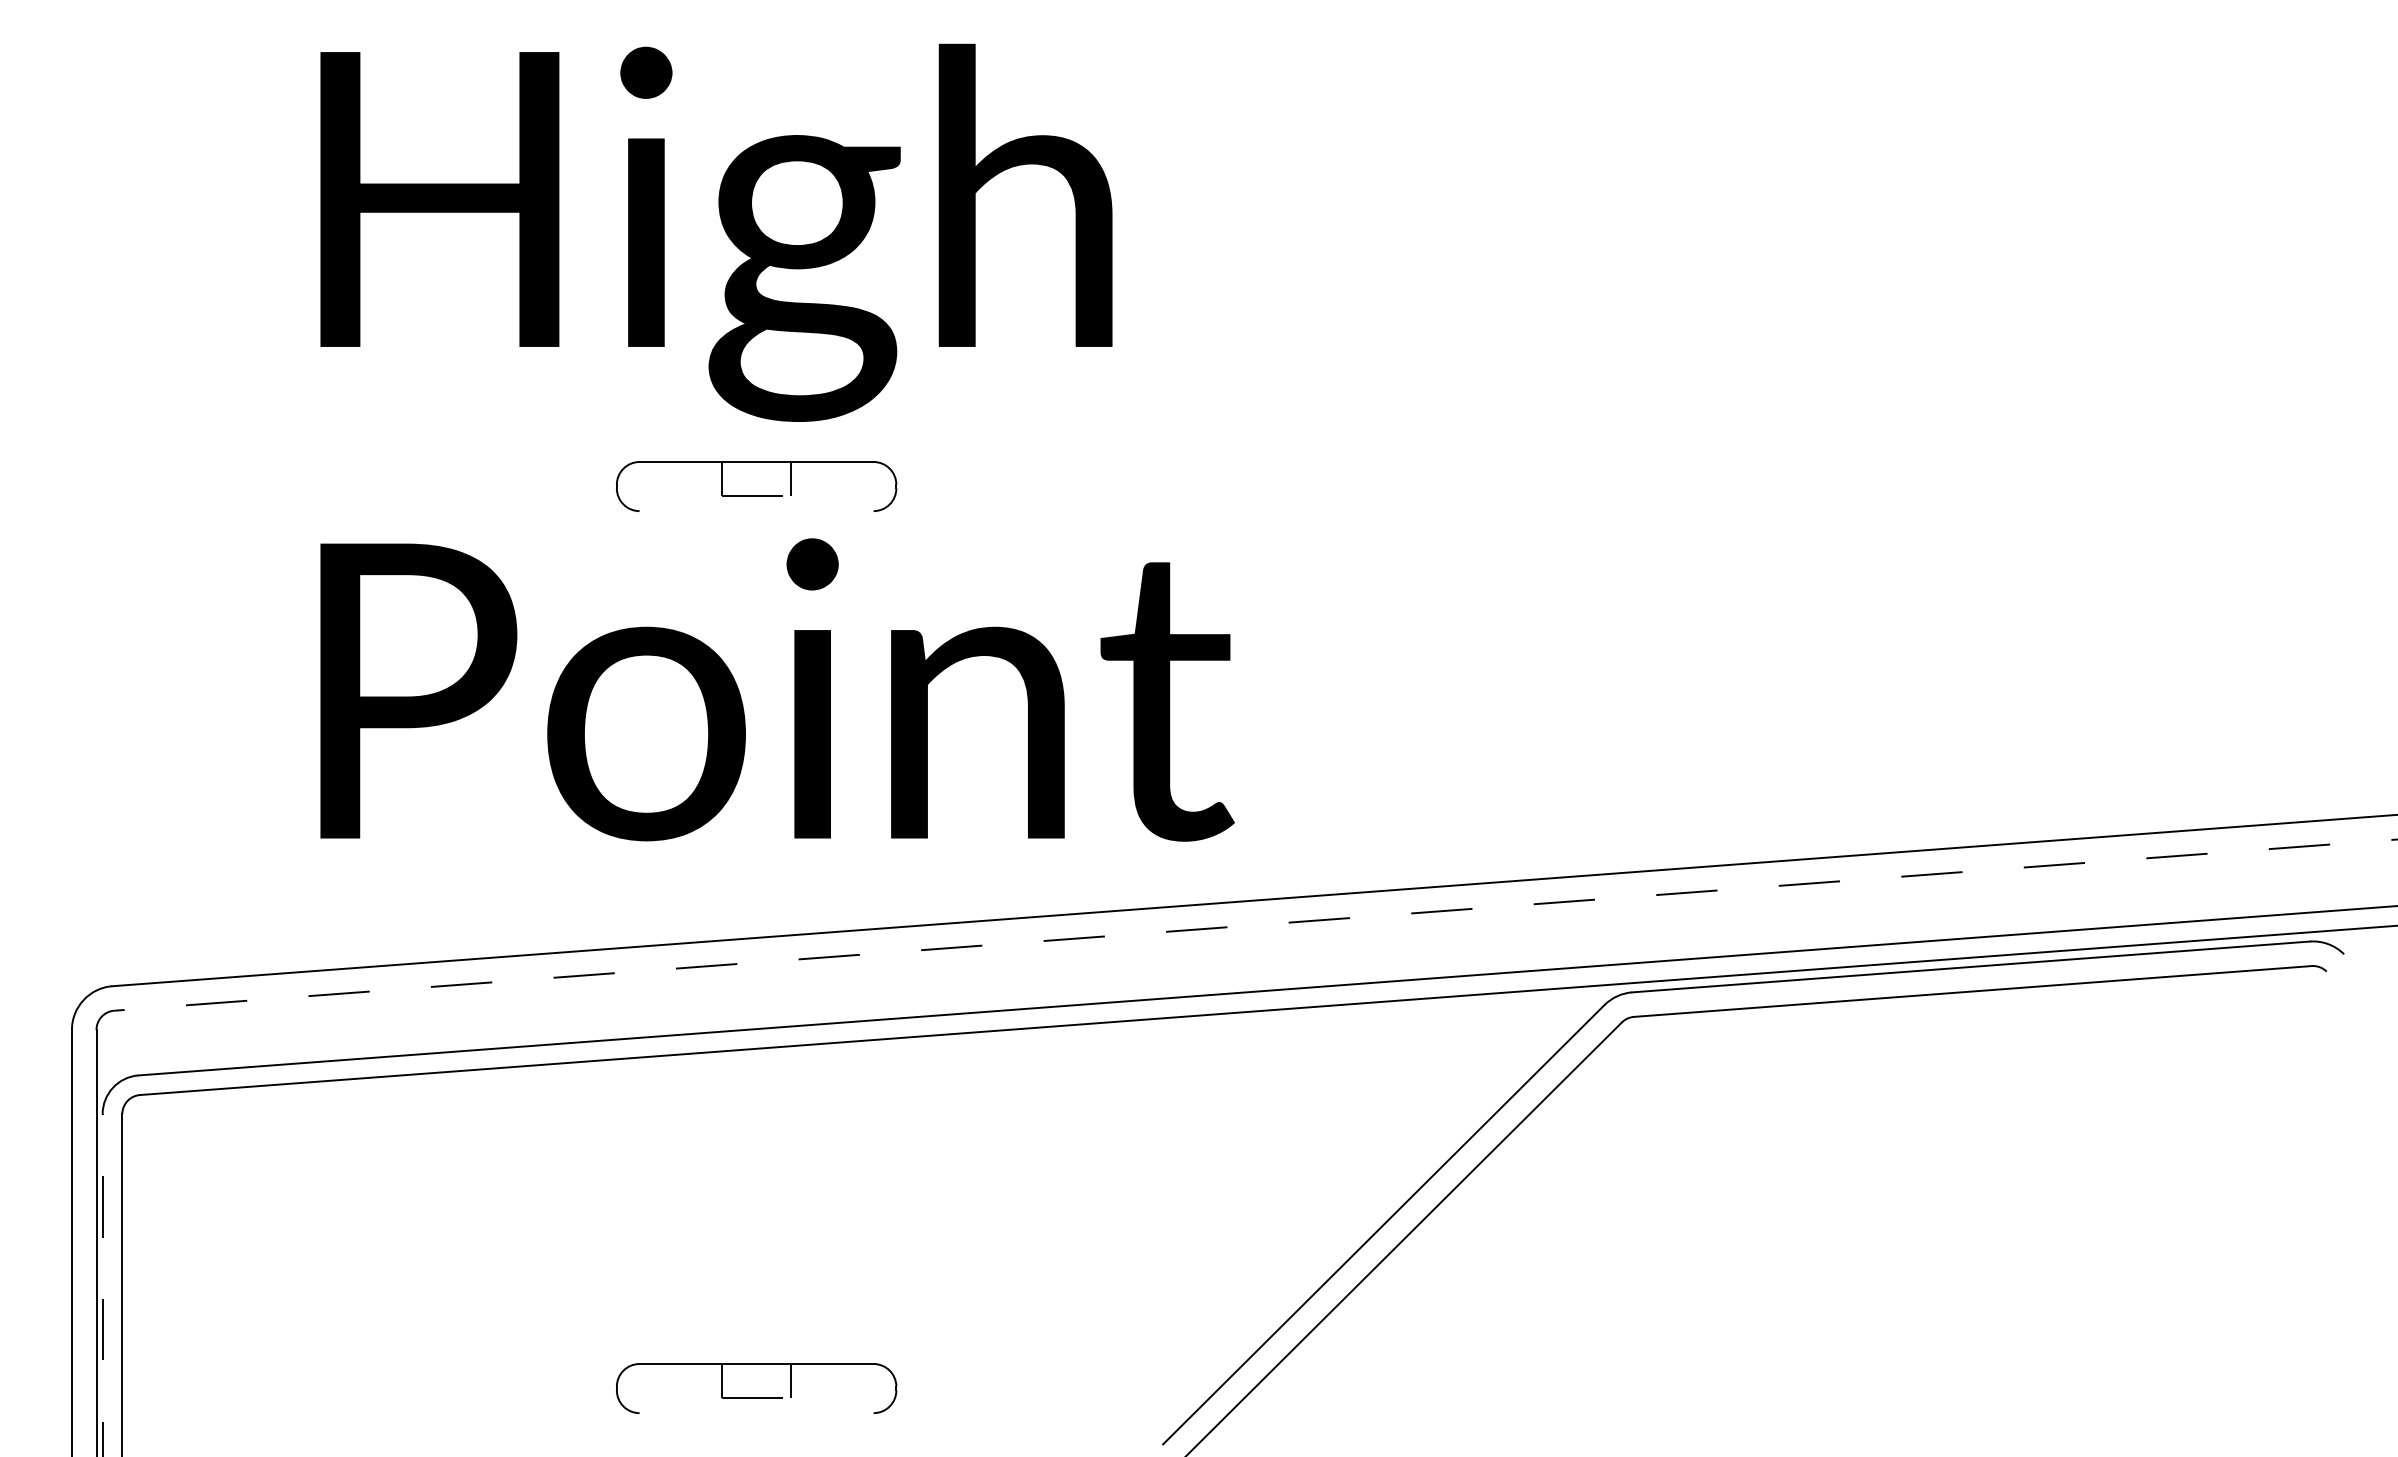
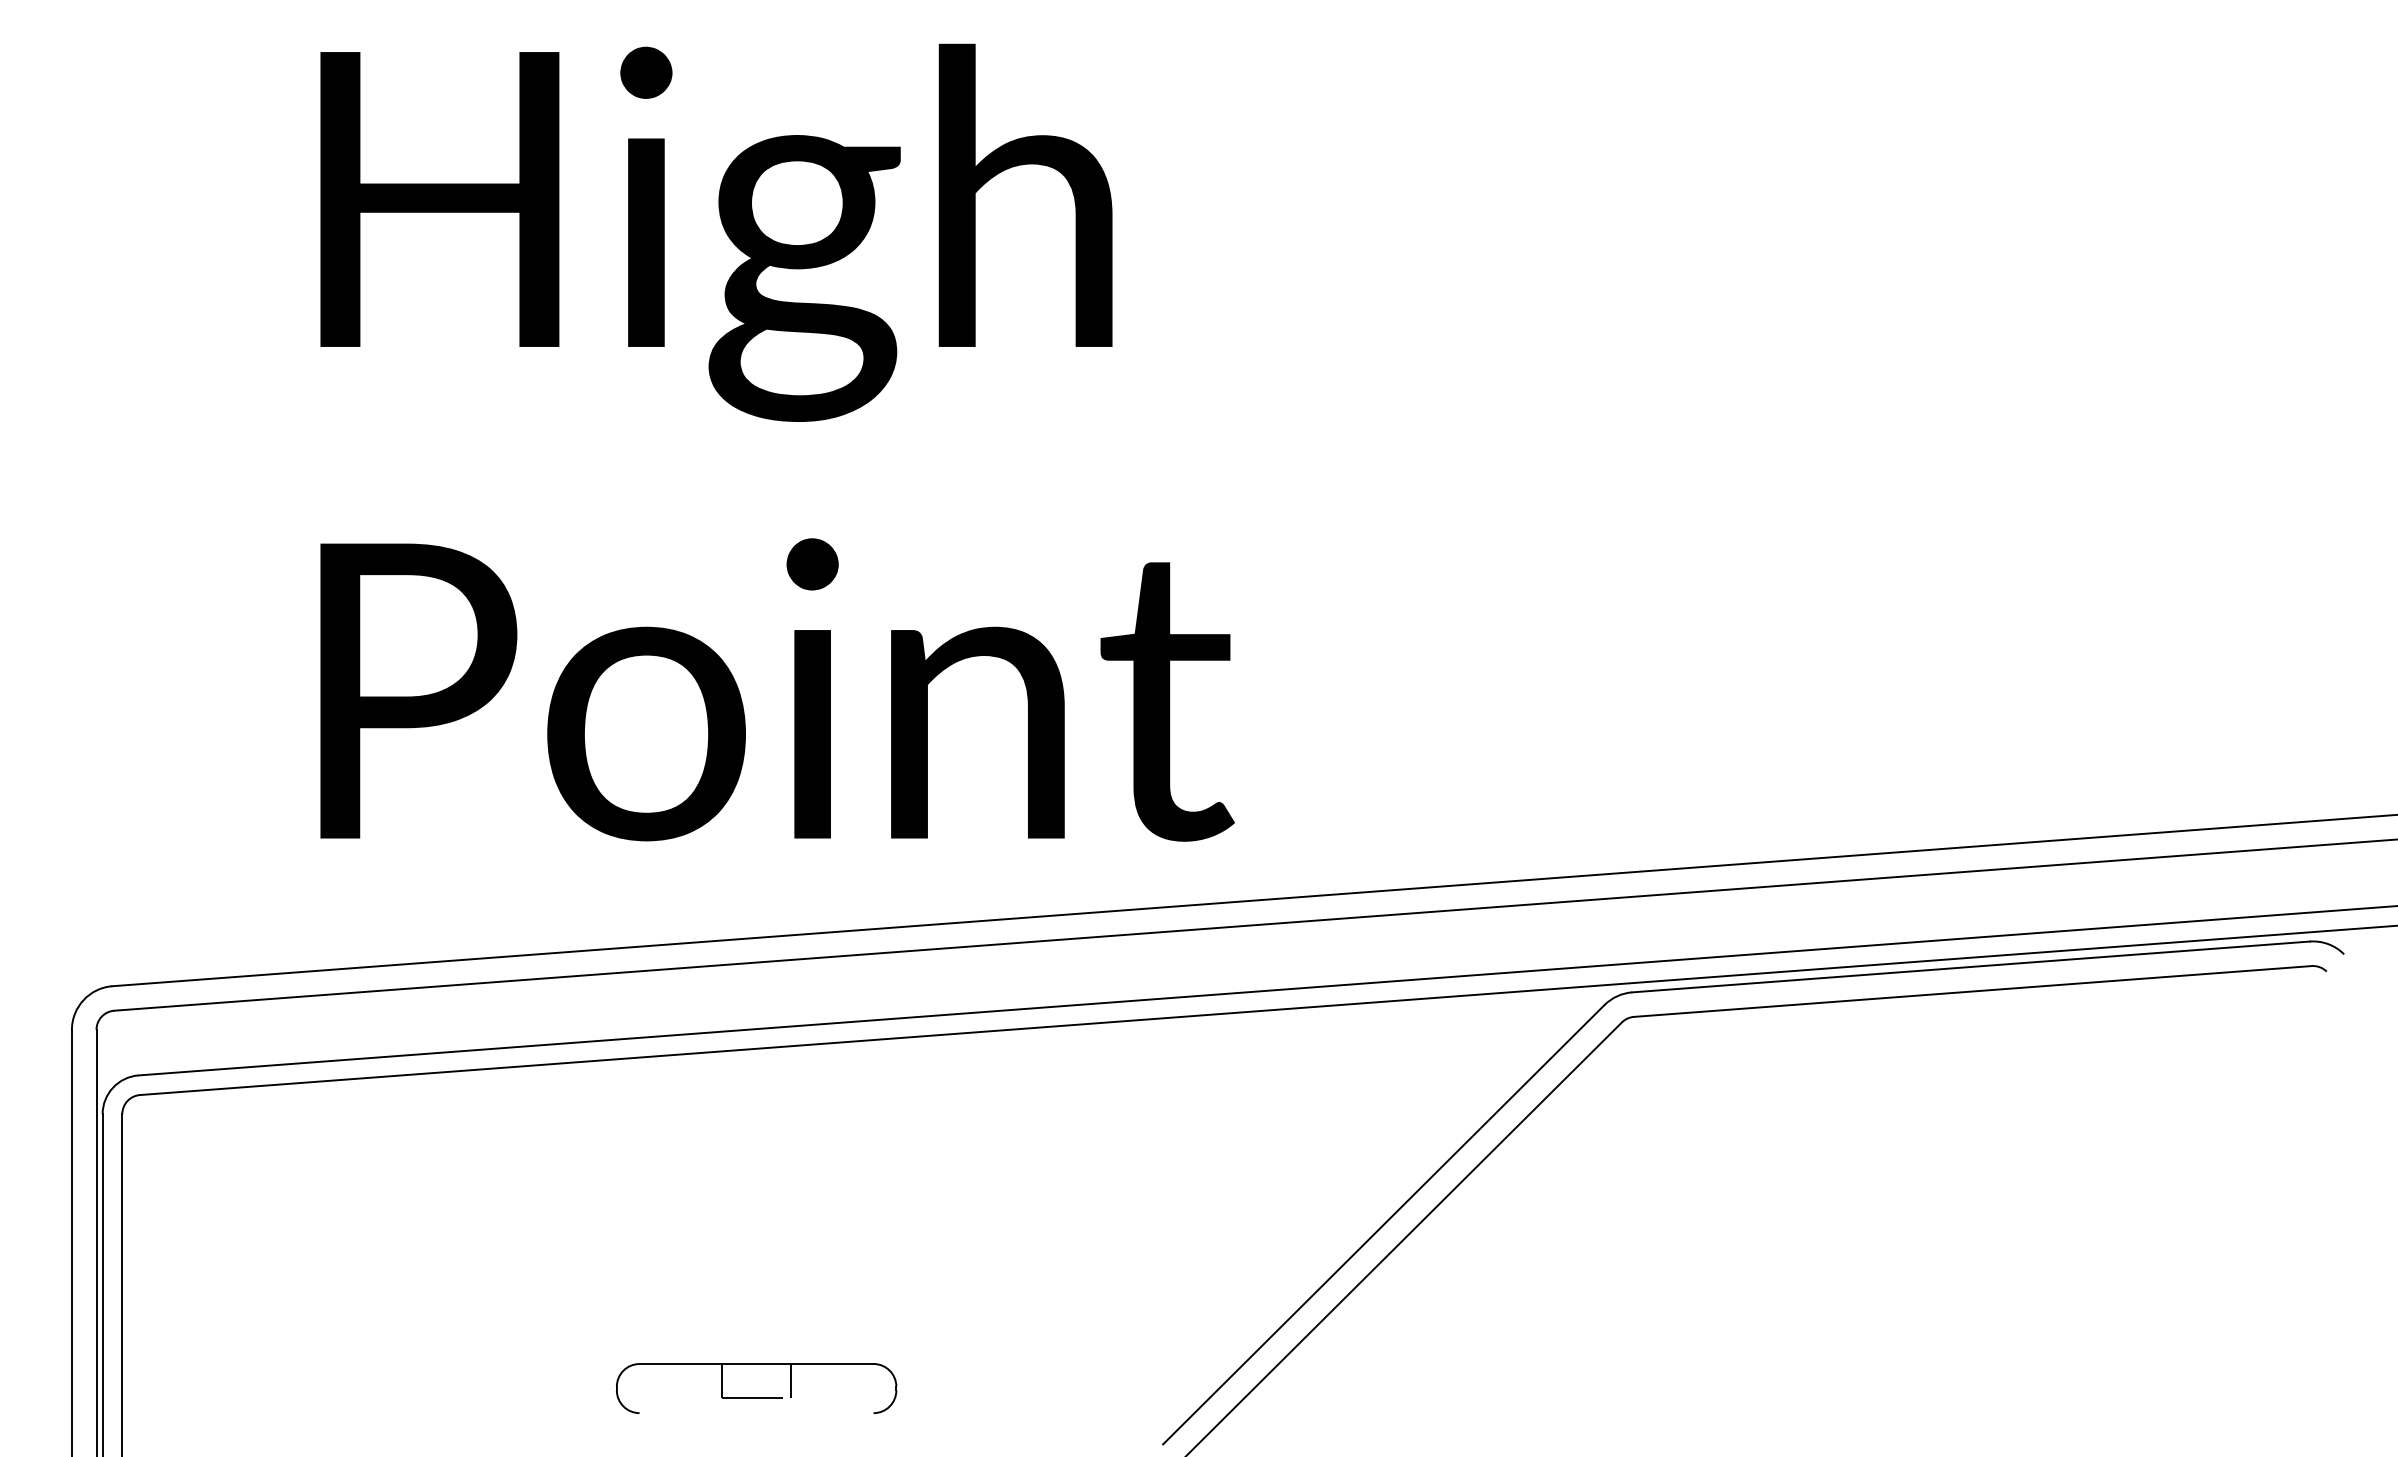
part: present -> none (756, 495)
line: dashed -> solid (1255, 925)
line: dashed -> solid (102, 1285)
